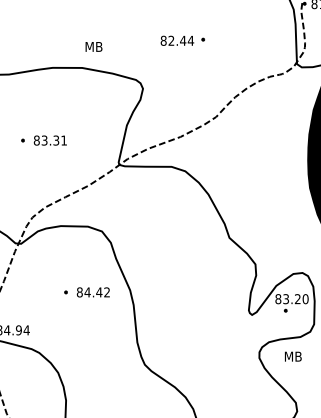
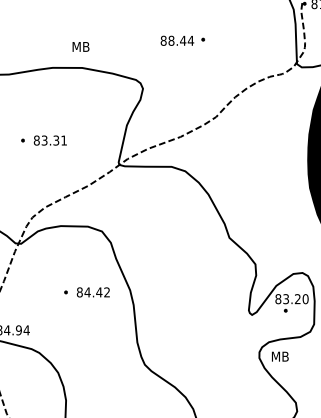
text: 82.44 -> 88.44 (171, 40)
text position: (93, 46) -> (80, 46) (80, 46)
text position: (293, 356) -> (280, 356) (280, 356)
